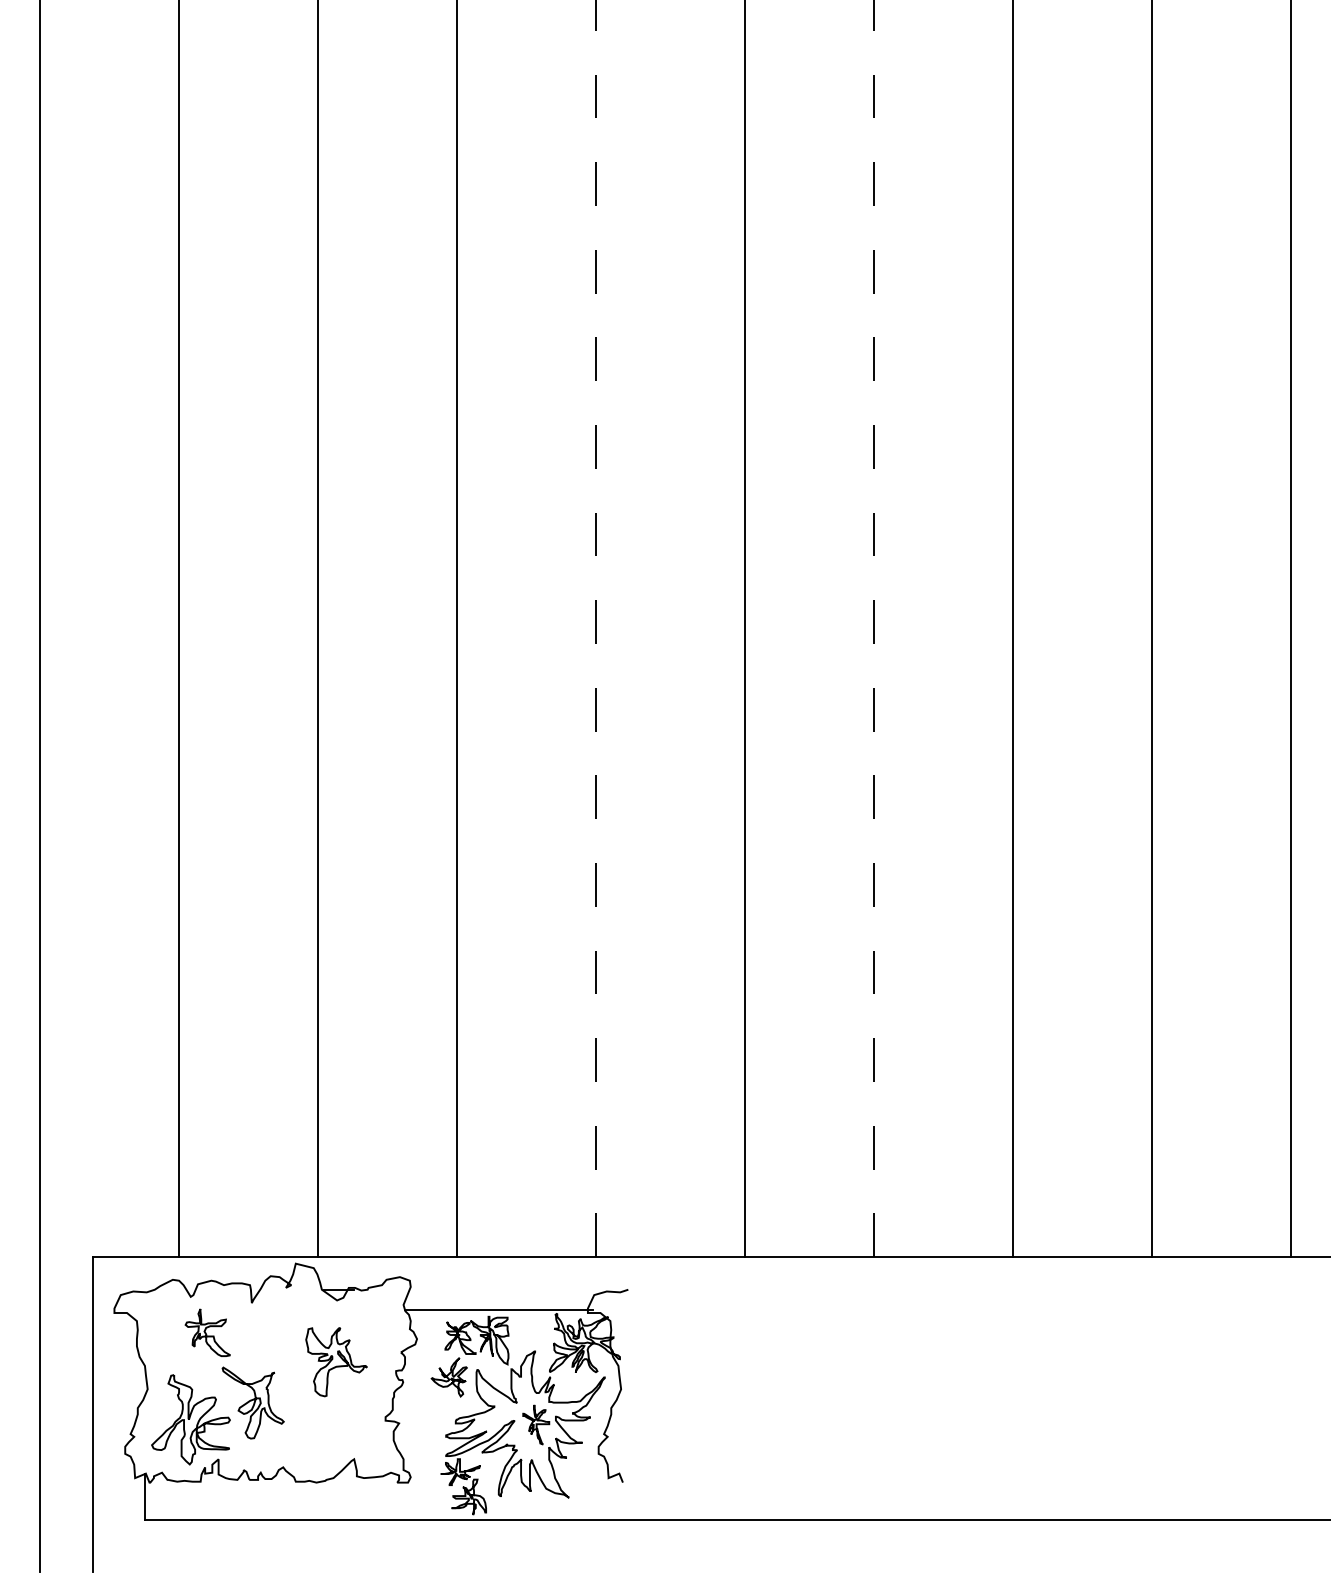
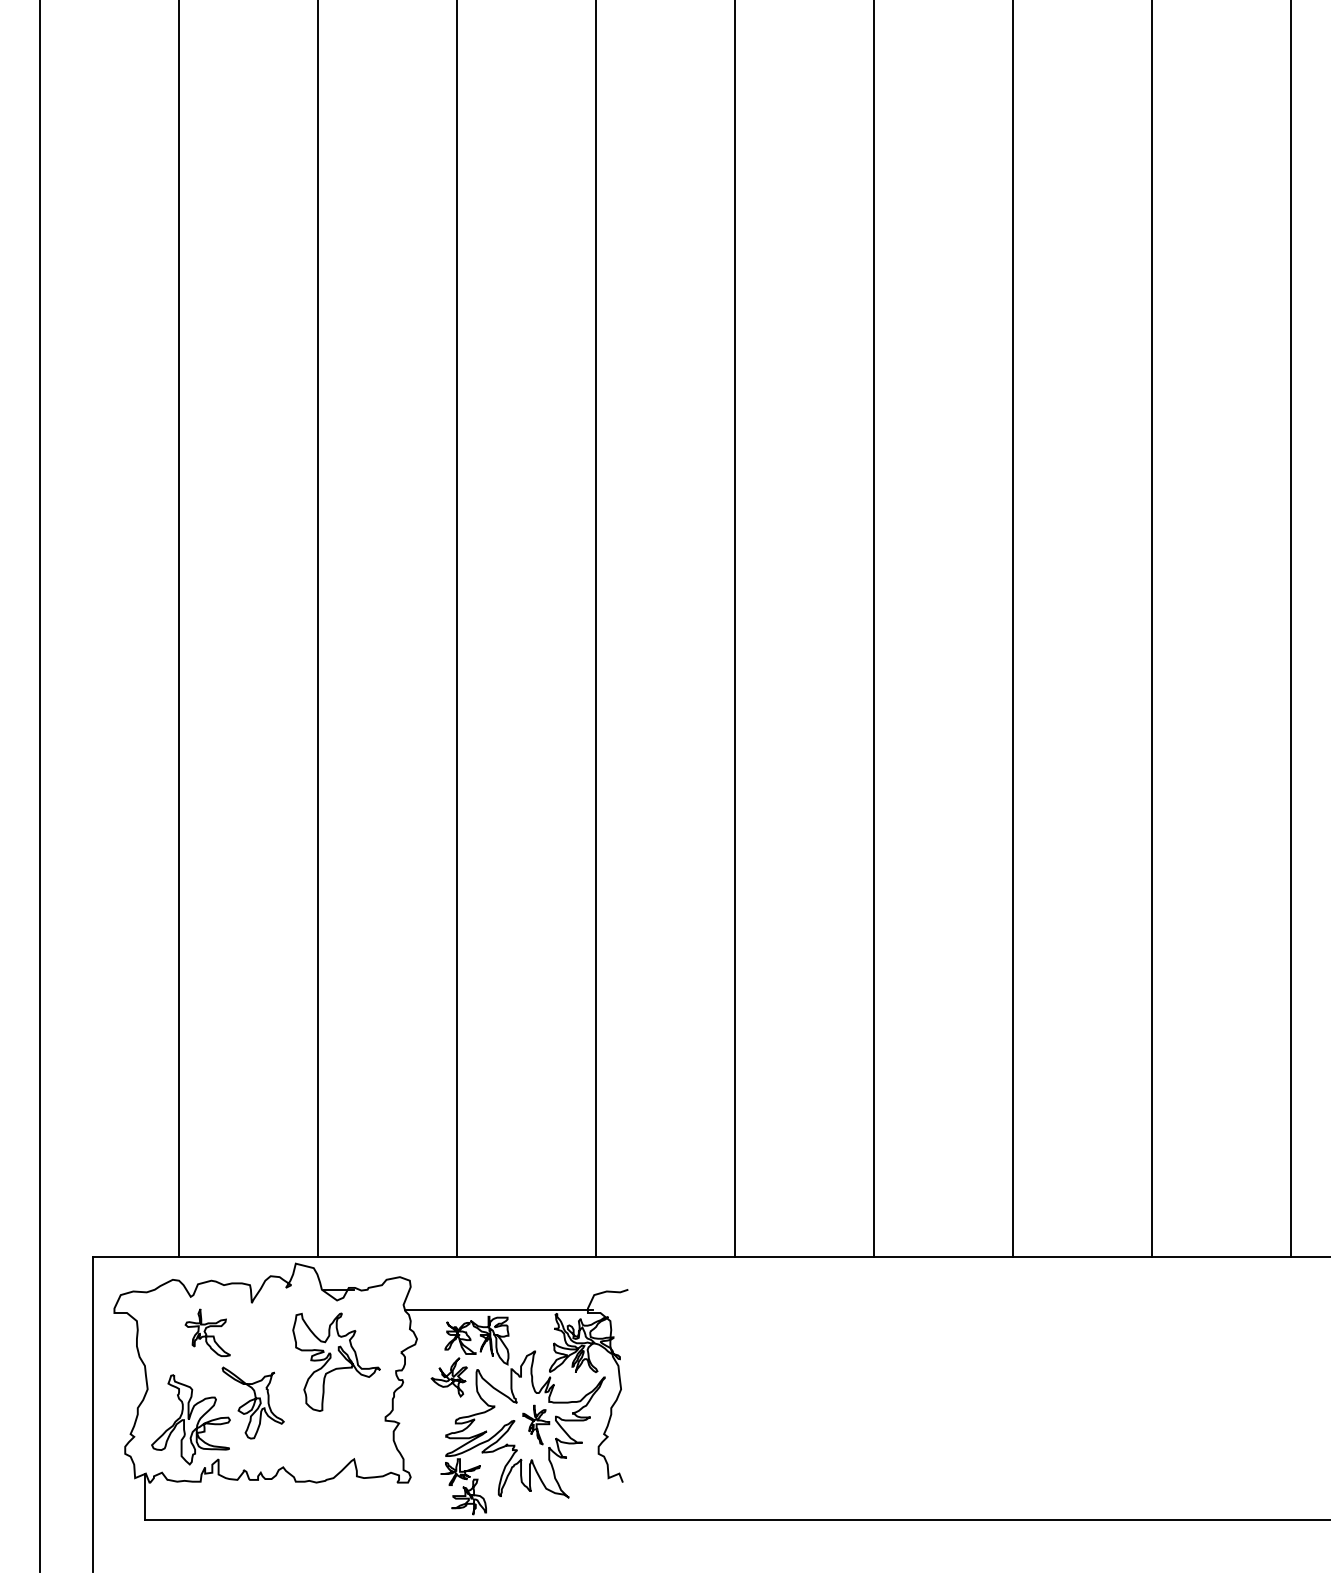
line: dashed -> solid (595, 628)
line: dashed -> solid (874, 628)
line position: (745, 629) -> (735, 629) (735, 629)
part size: 63x71 px -> 89x100 px (336, 1361)
